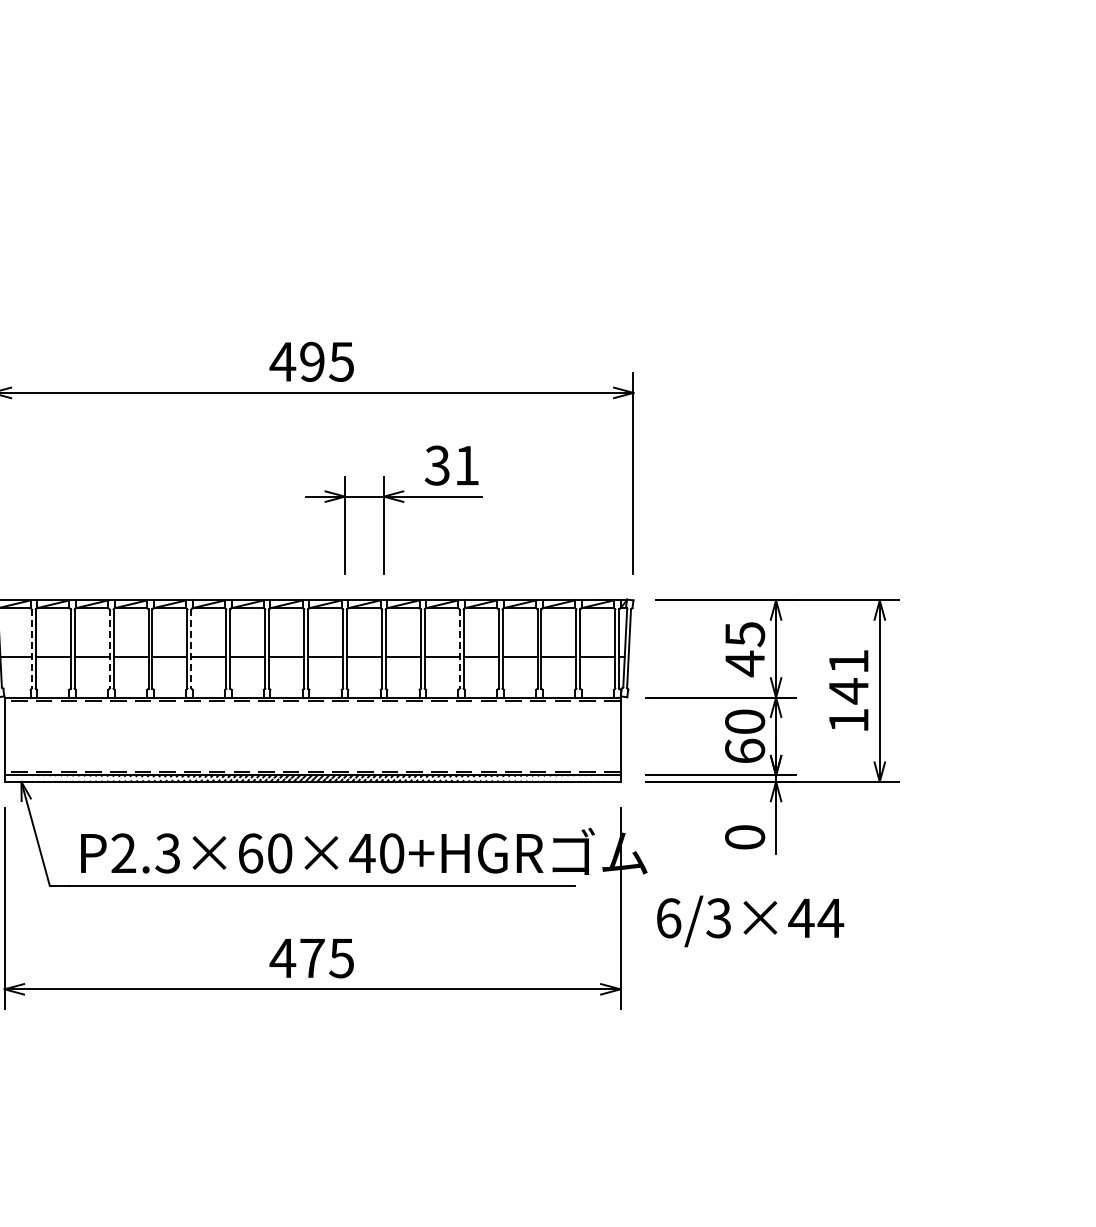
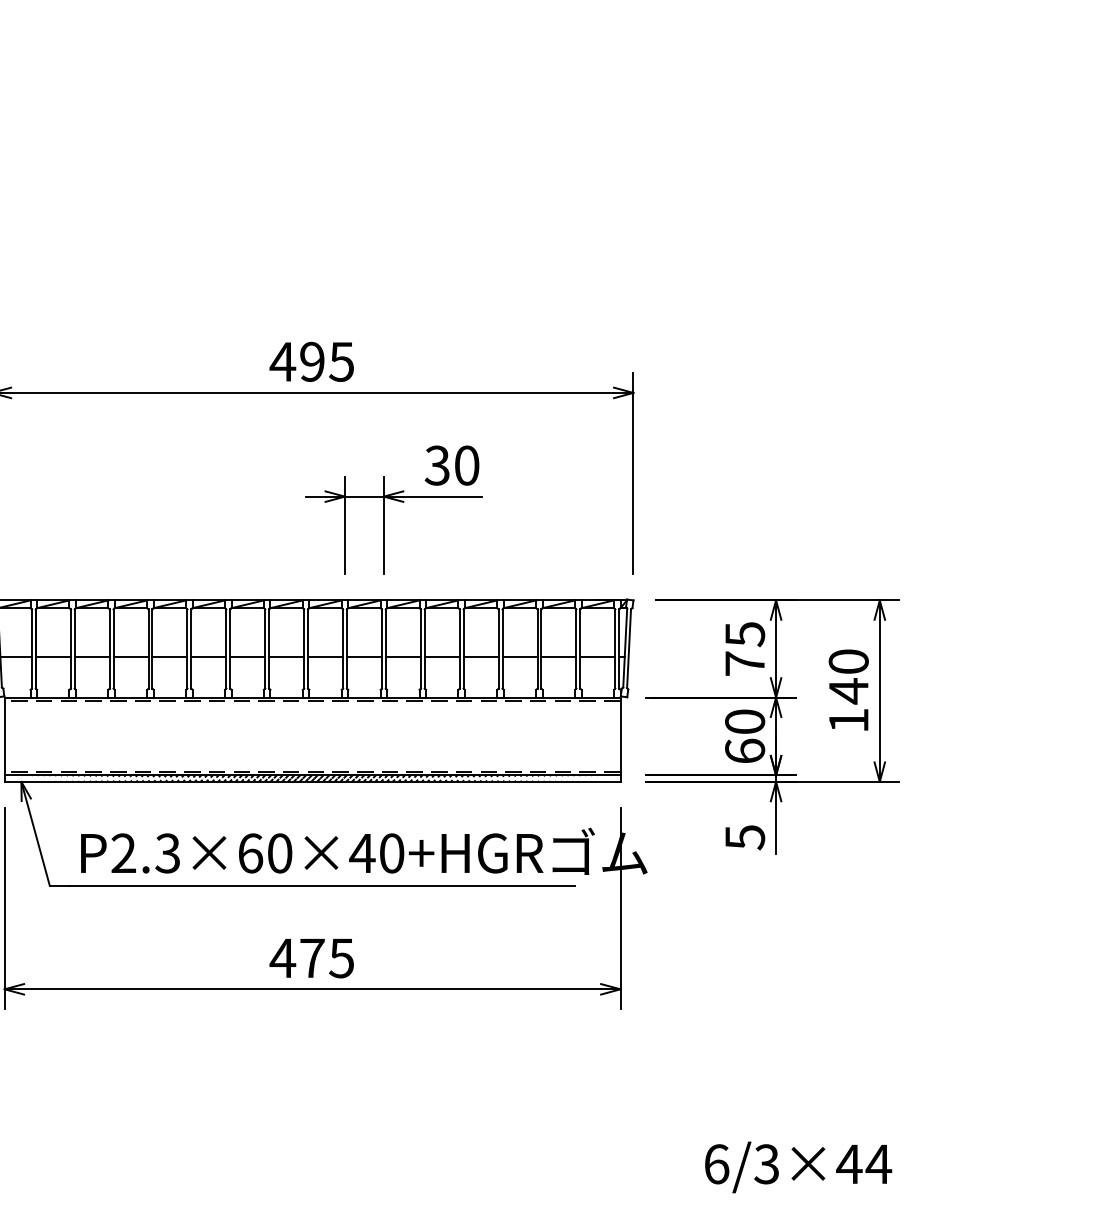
text: 31 -> 30 (467, 465)
line: dashed -> solid (31, 649)
line: dashed -> solid (109, 649)
line: dashed -> solid (191, 649)
line: dashed -> solid (459, 649)
text: 141 -> 140 (848, 661)
text: 45 -> 75 (744, 663)
text: 0 -> 5 (745, 837)
text position: (750, 921) -> (798, 1167) (798, 1167)
